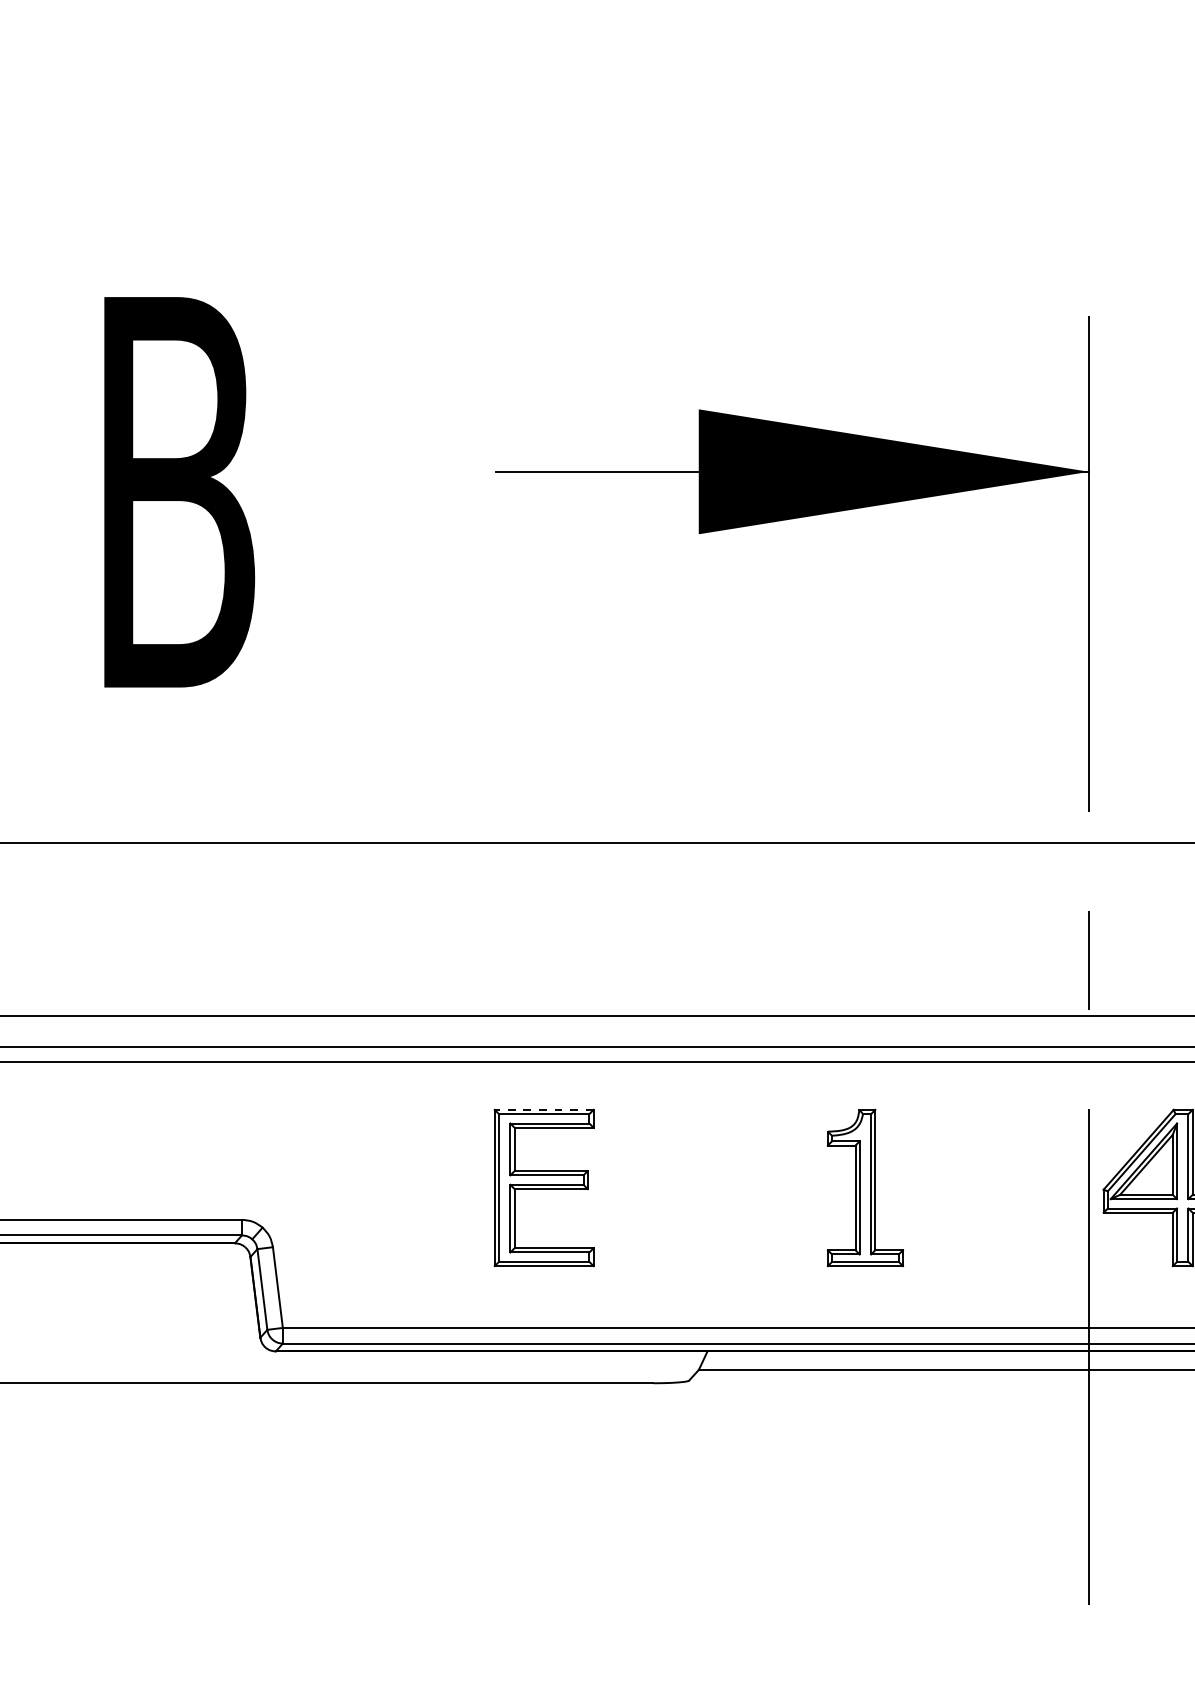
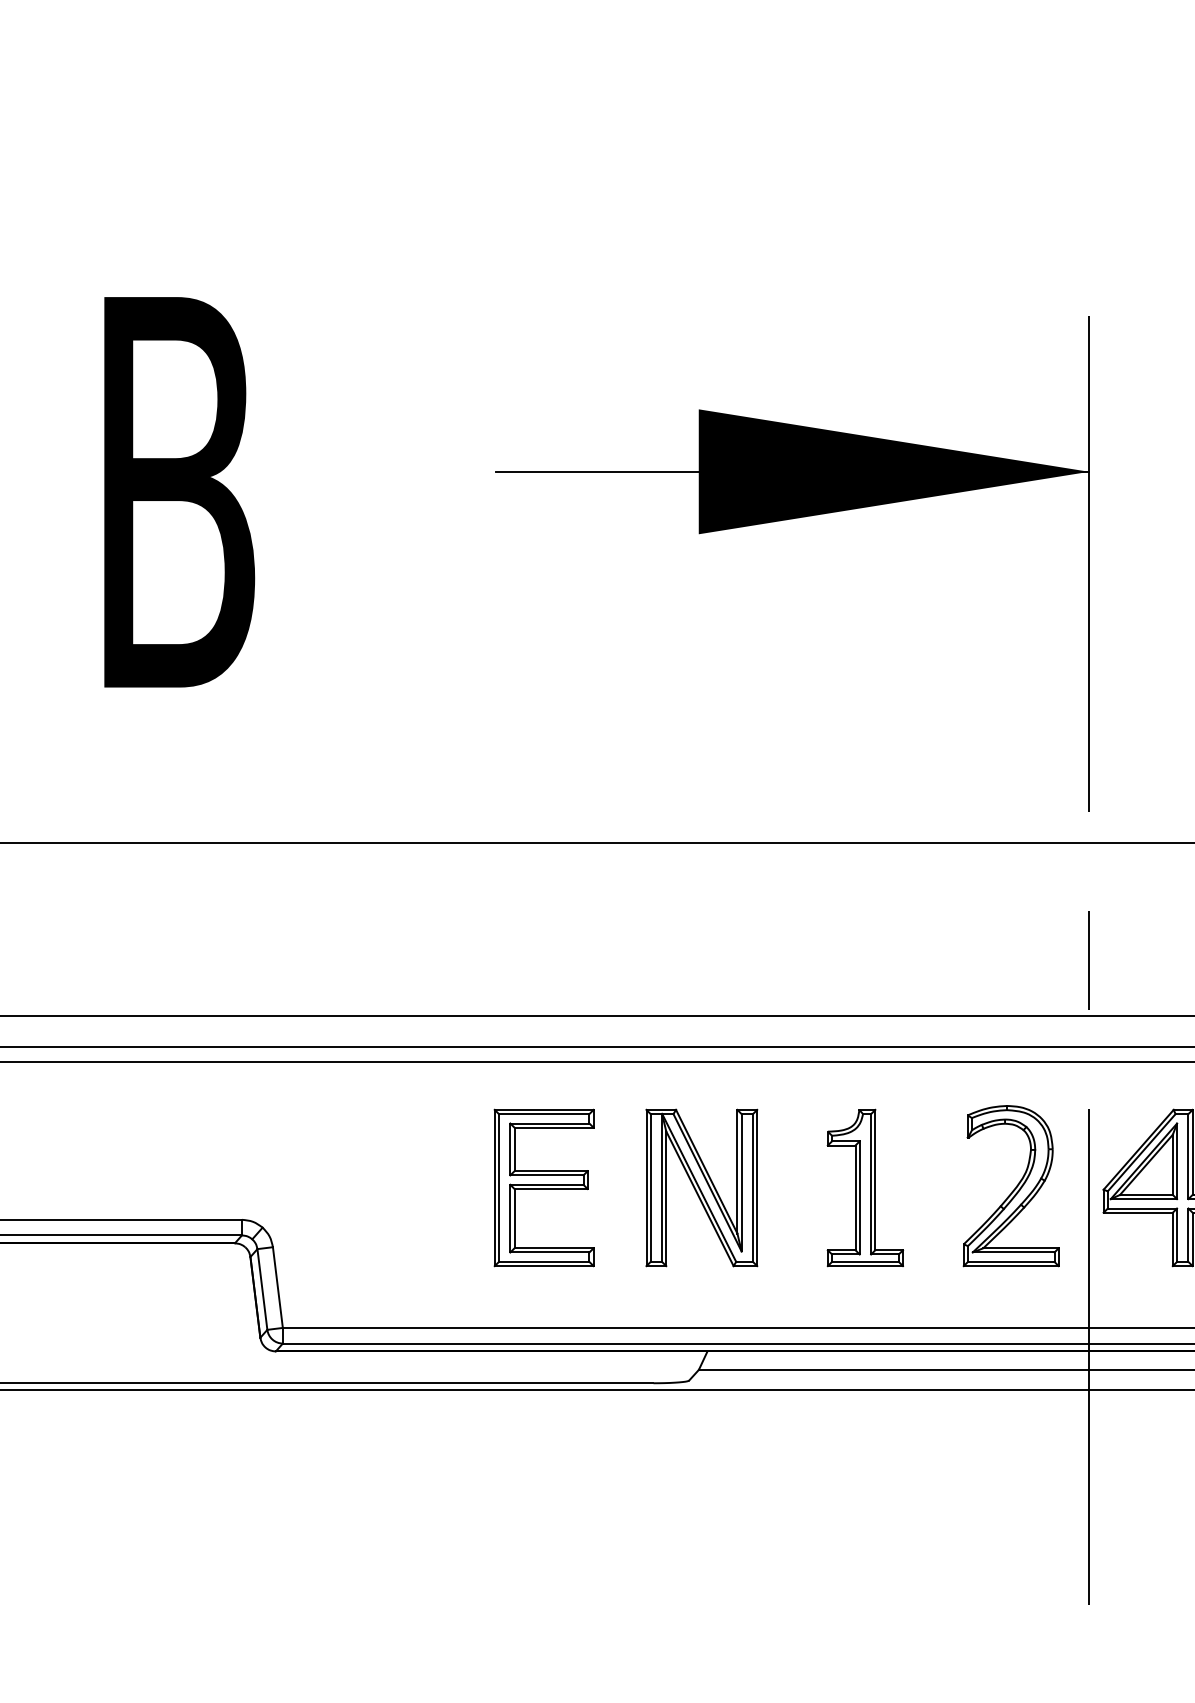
line: dashed -> solid (543, 1109)
part: none -> present (1010, 1186)
part: none -> present (701, 1187)
line: none -> present (596, 1390)
